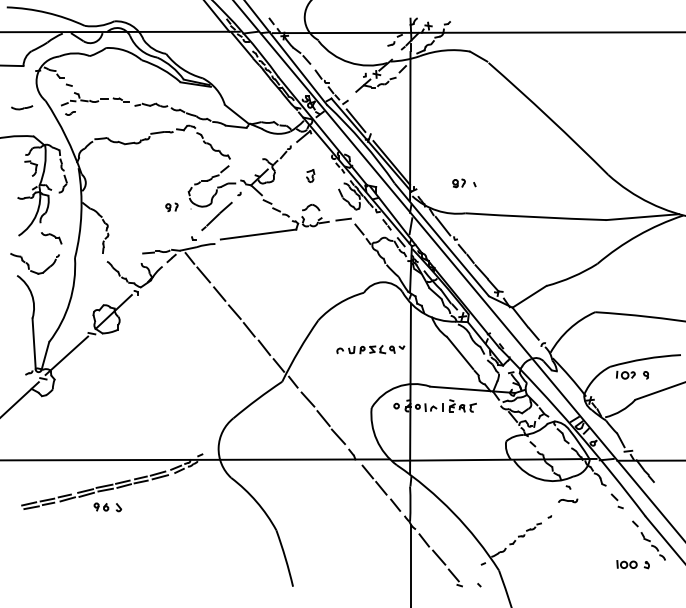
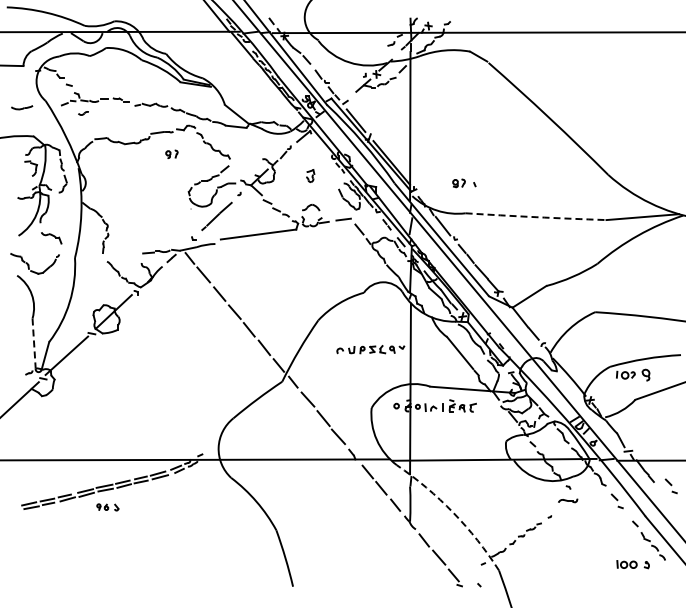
part position: (70, 113) -> (83, 113) (83, 113)
part position: (171, 206) -> (171, 153) (171, 153)
arc: solid -> dashed (536, 217)
line: solid -> dashed (34, 344)
part size: 6x9 px -> 10x14 px (645, 374)
part: none -> present (670, 486)
part size: 30x11 px -> 24x9 px (107, 507)
arc: solid -> dashed (453, 512)
line: present -> none (411, 564)
